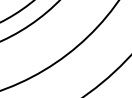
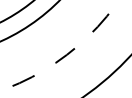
arc: solid -> dashed (67, 54)
